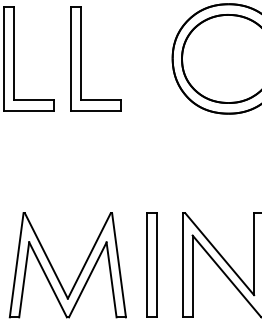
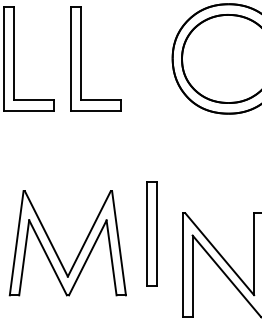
part position: (151, 264) -> (151, 233) (151, 233)
part position: (55, 271) -> (55, 249) (55, 249)
